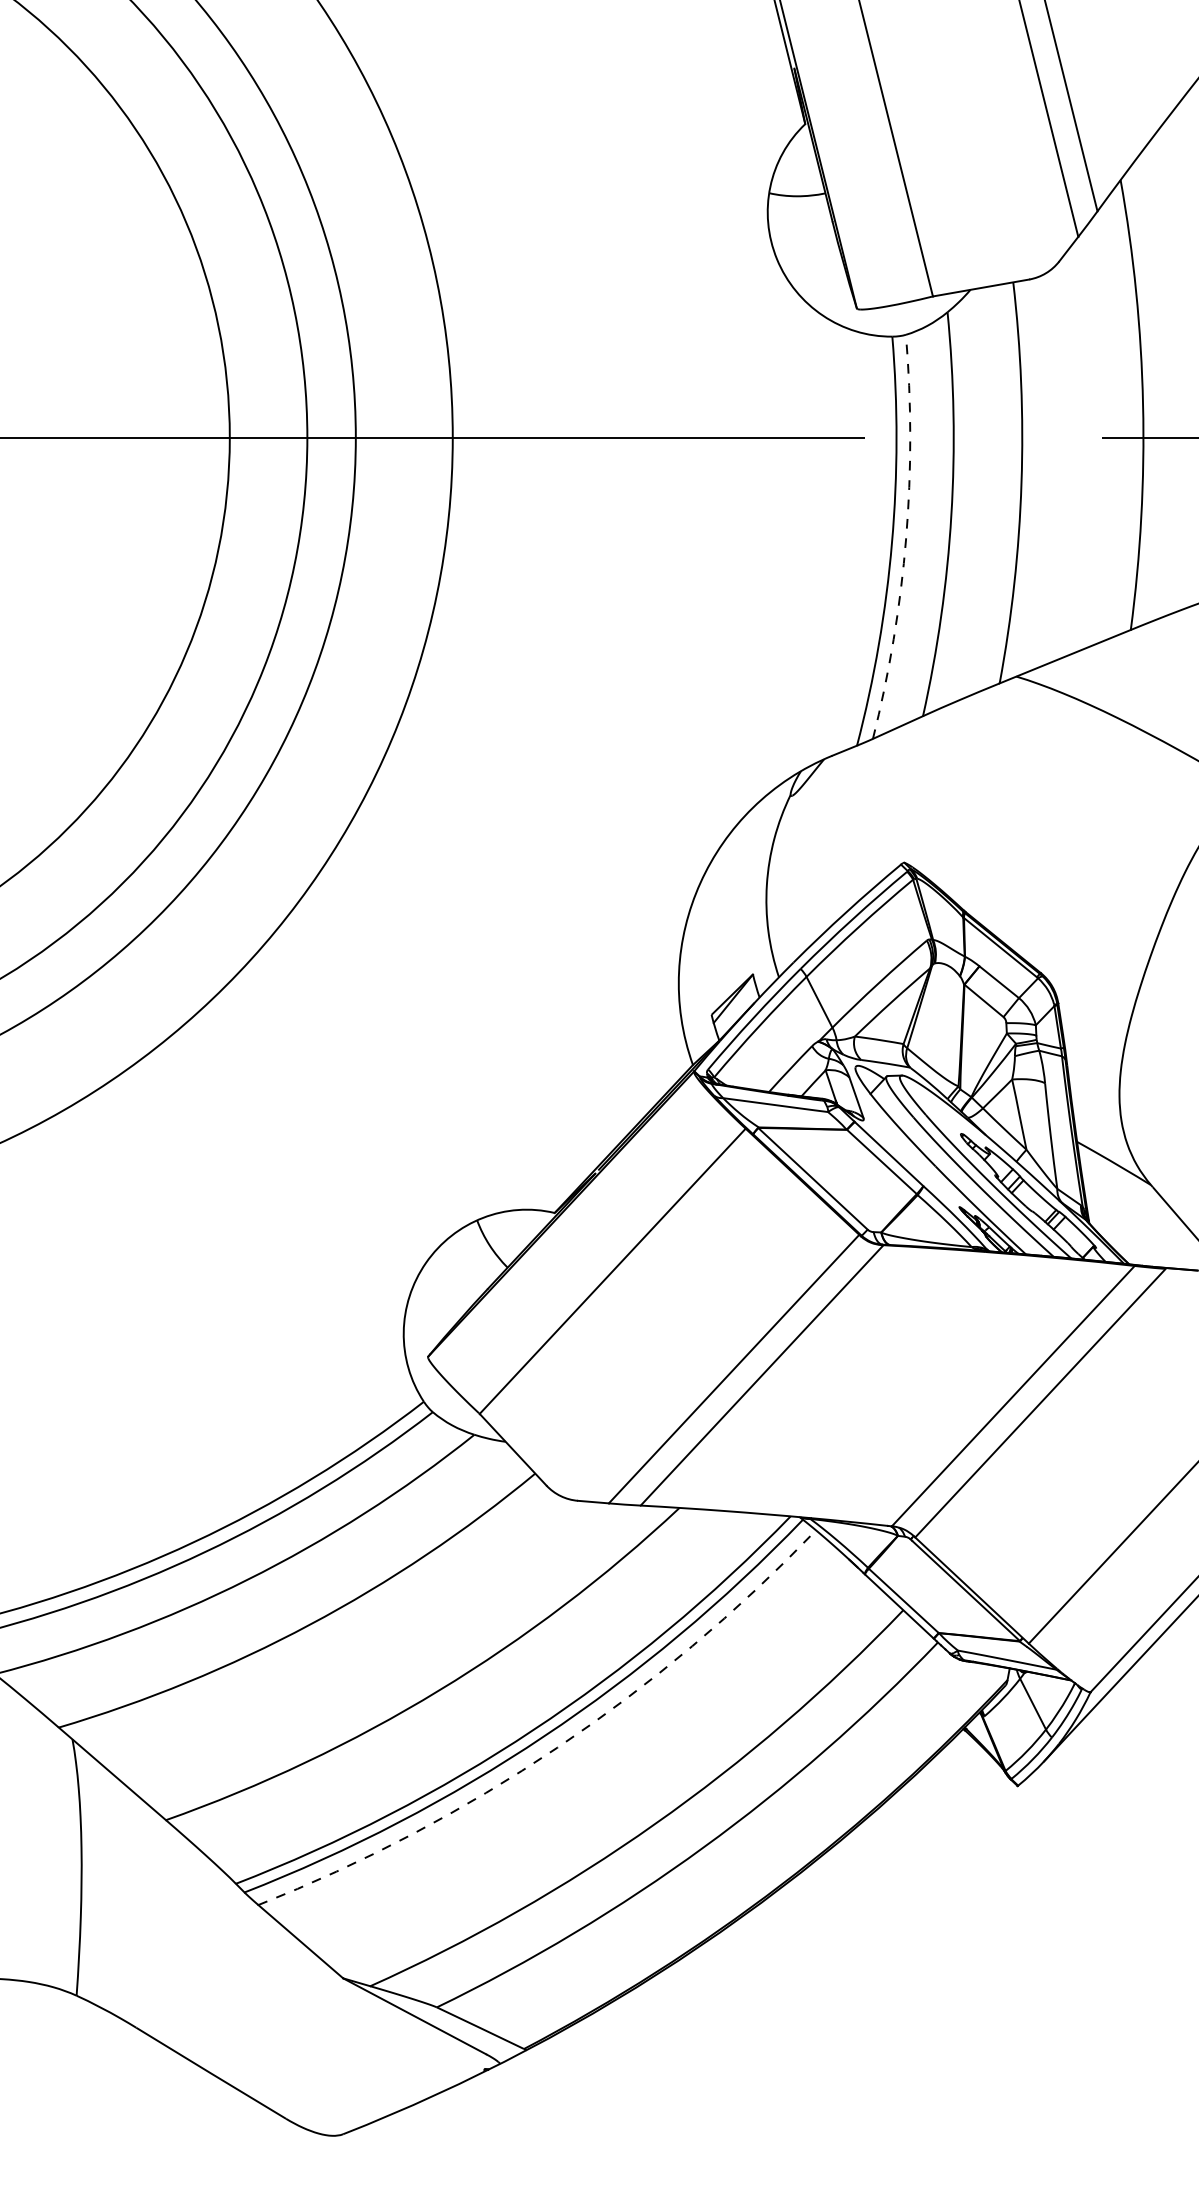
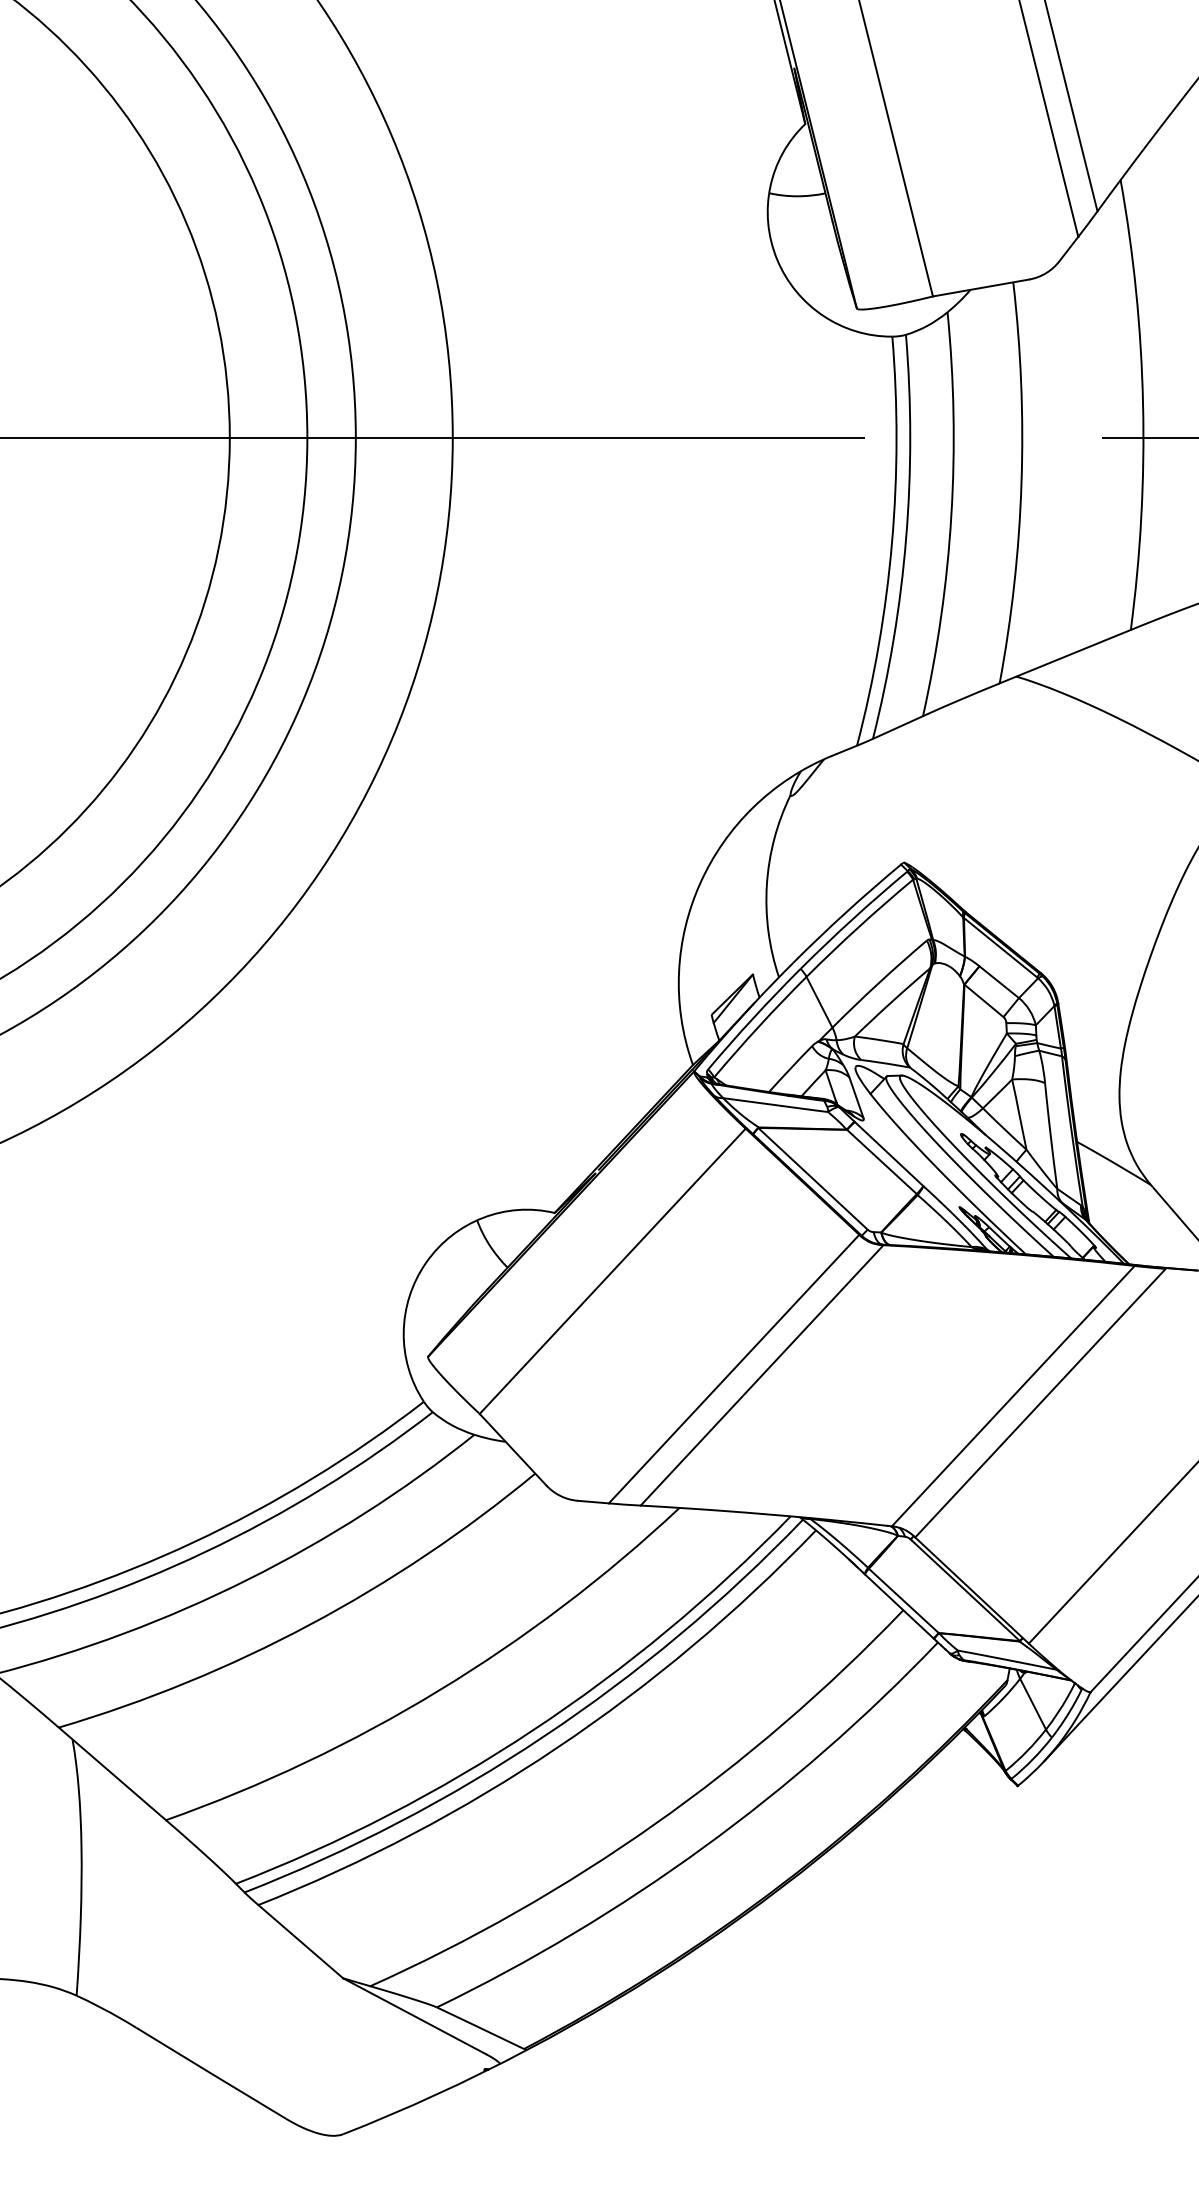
arc: dashed -> solid (906, 538)
arc: dashed -> solid (557, 1747)
